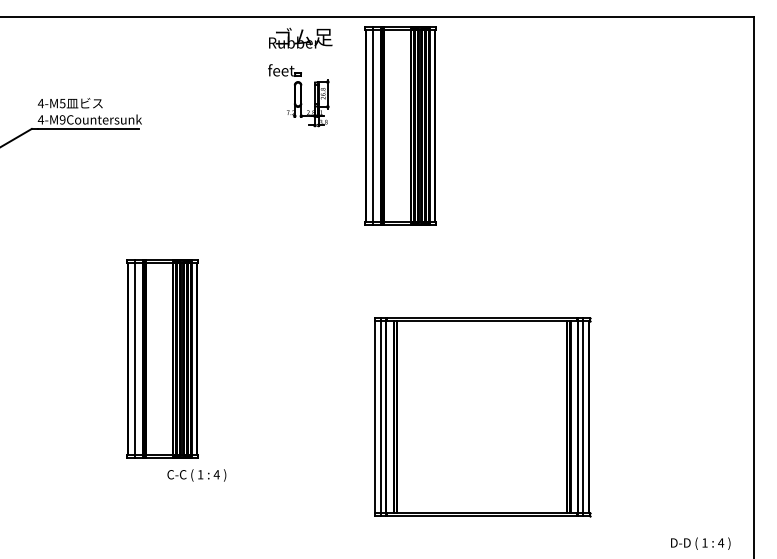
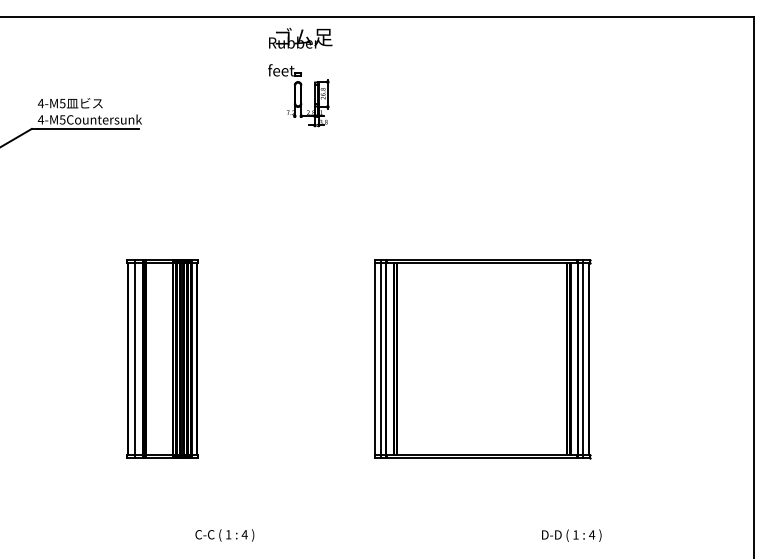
text: 4-M9Countersunk -> 4-M5Countersunk (62, 119)
part: present -> none (400, 125)
part position: (482, 417) -> (482, 359) (482, 359)
text position: (196, 475) -> (224, 535) (224, 535)
text position: (700, 543) -> (571, 535) (571, 535)
